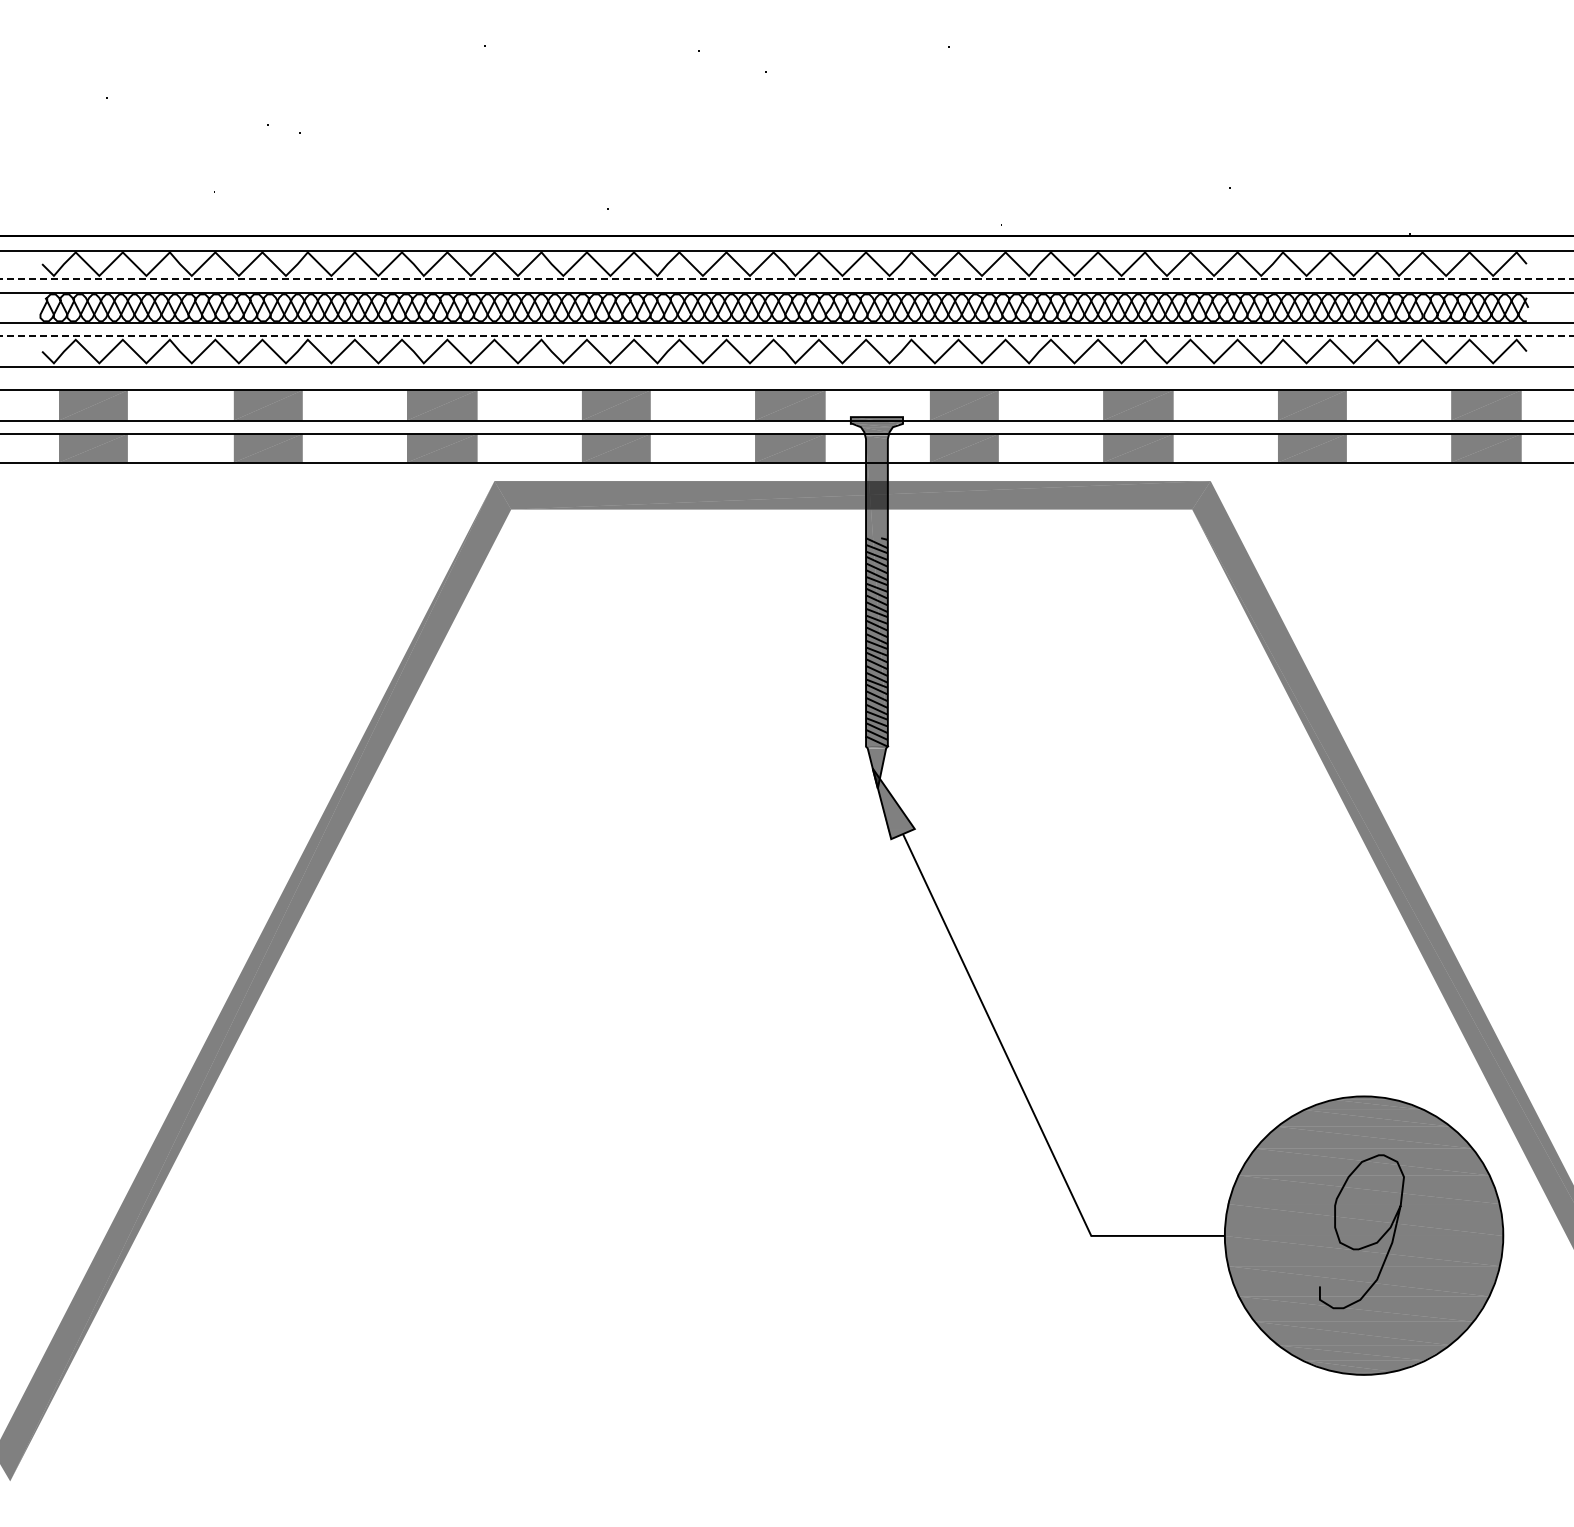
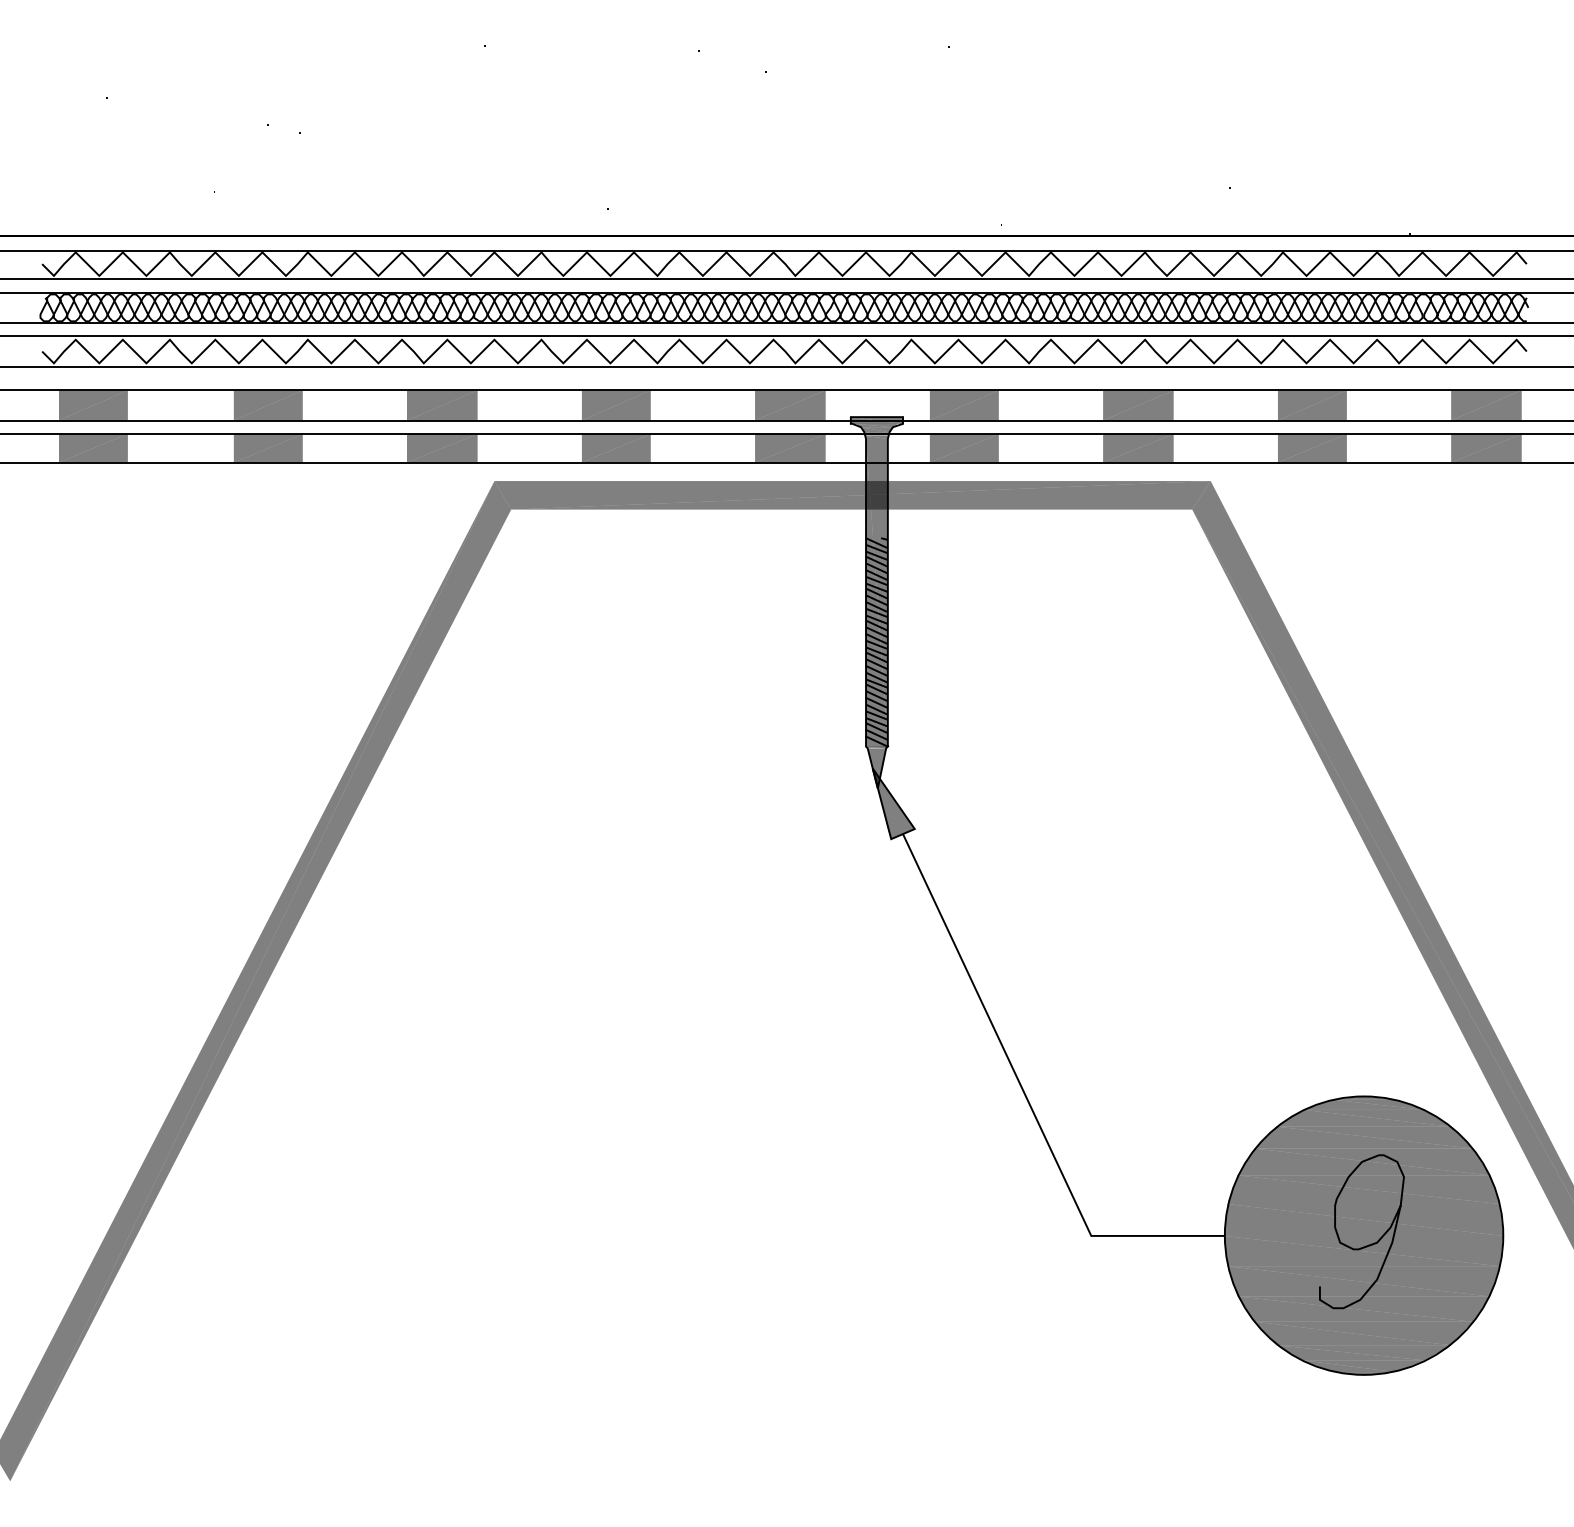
line: dashed -> solid (787, 279)
line: dashed -> solid (787, 336)
